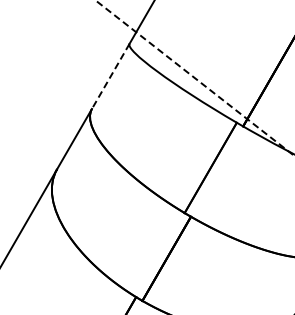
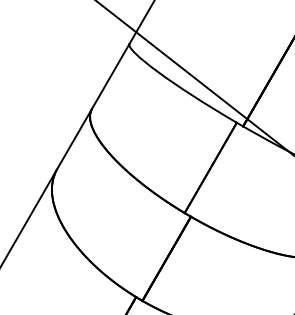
line: dashed -> solid (110, 76)
line: dashed -> solid (195, 78)
